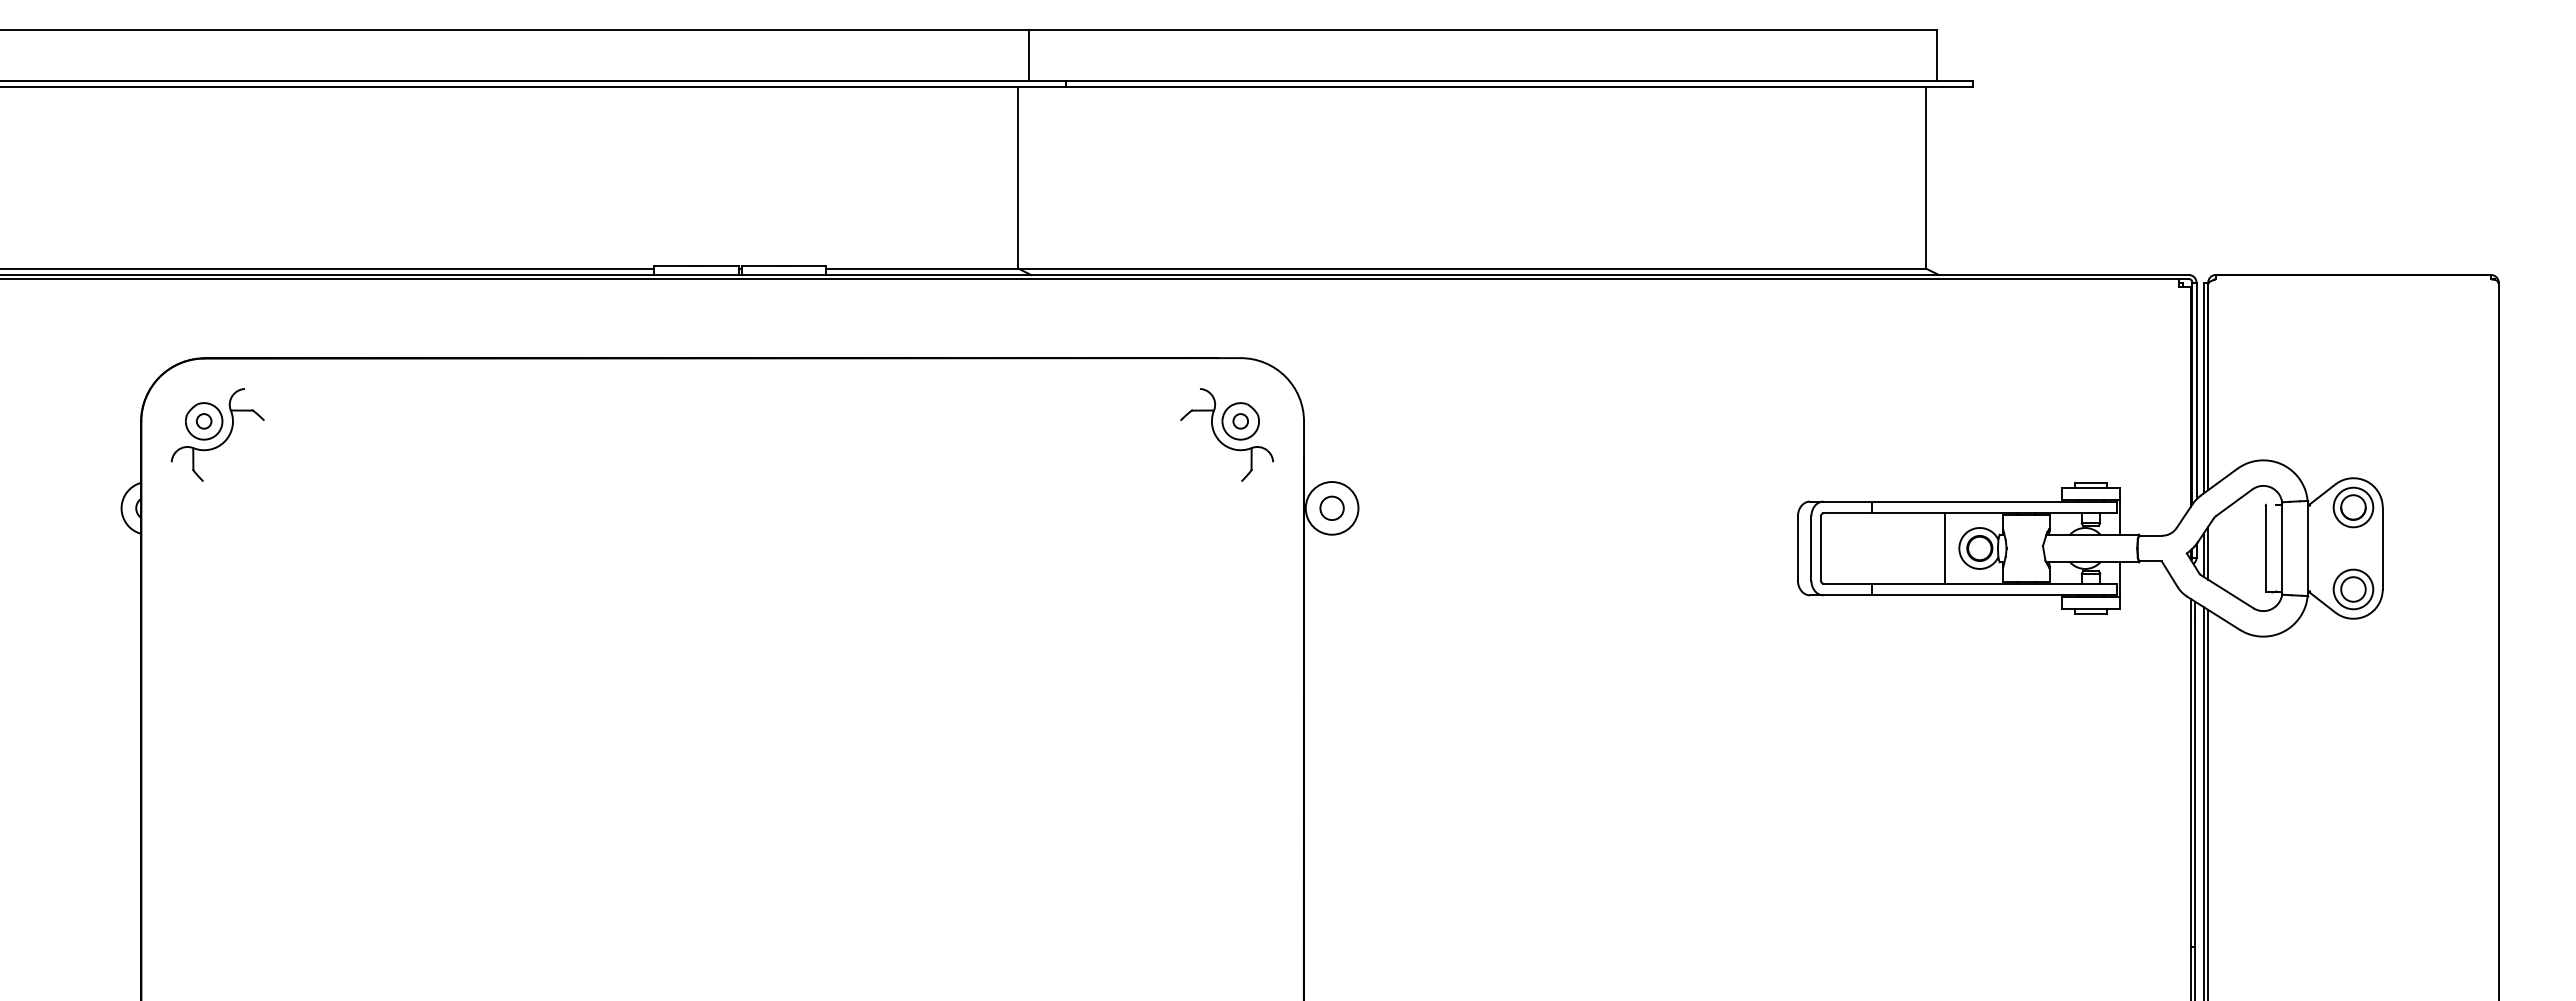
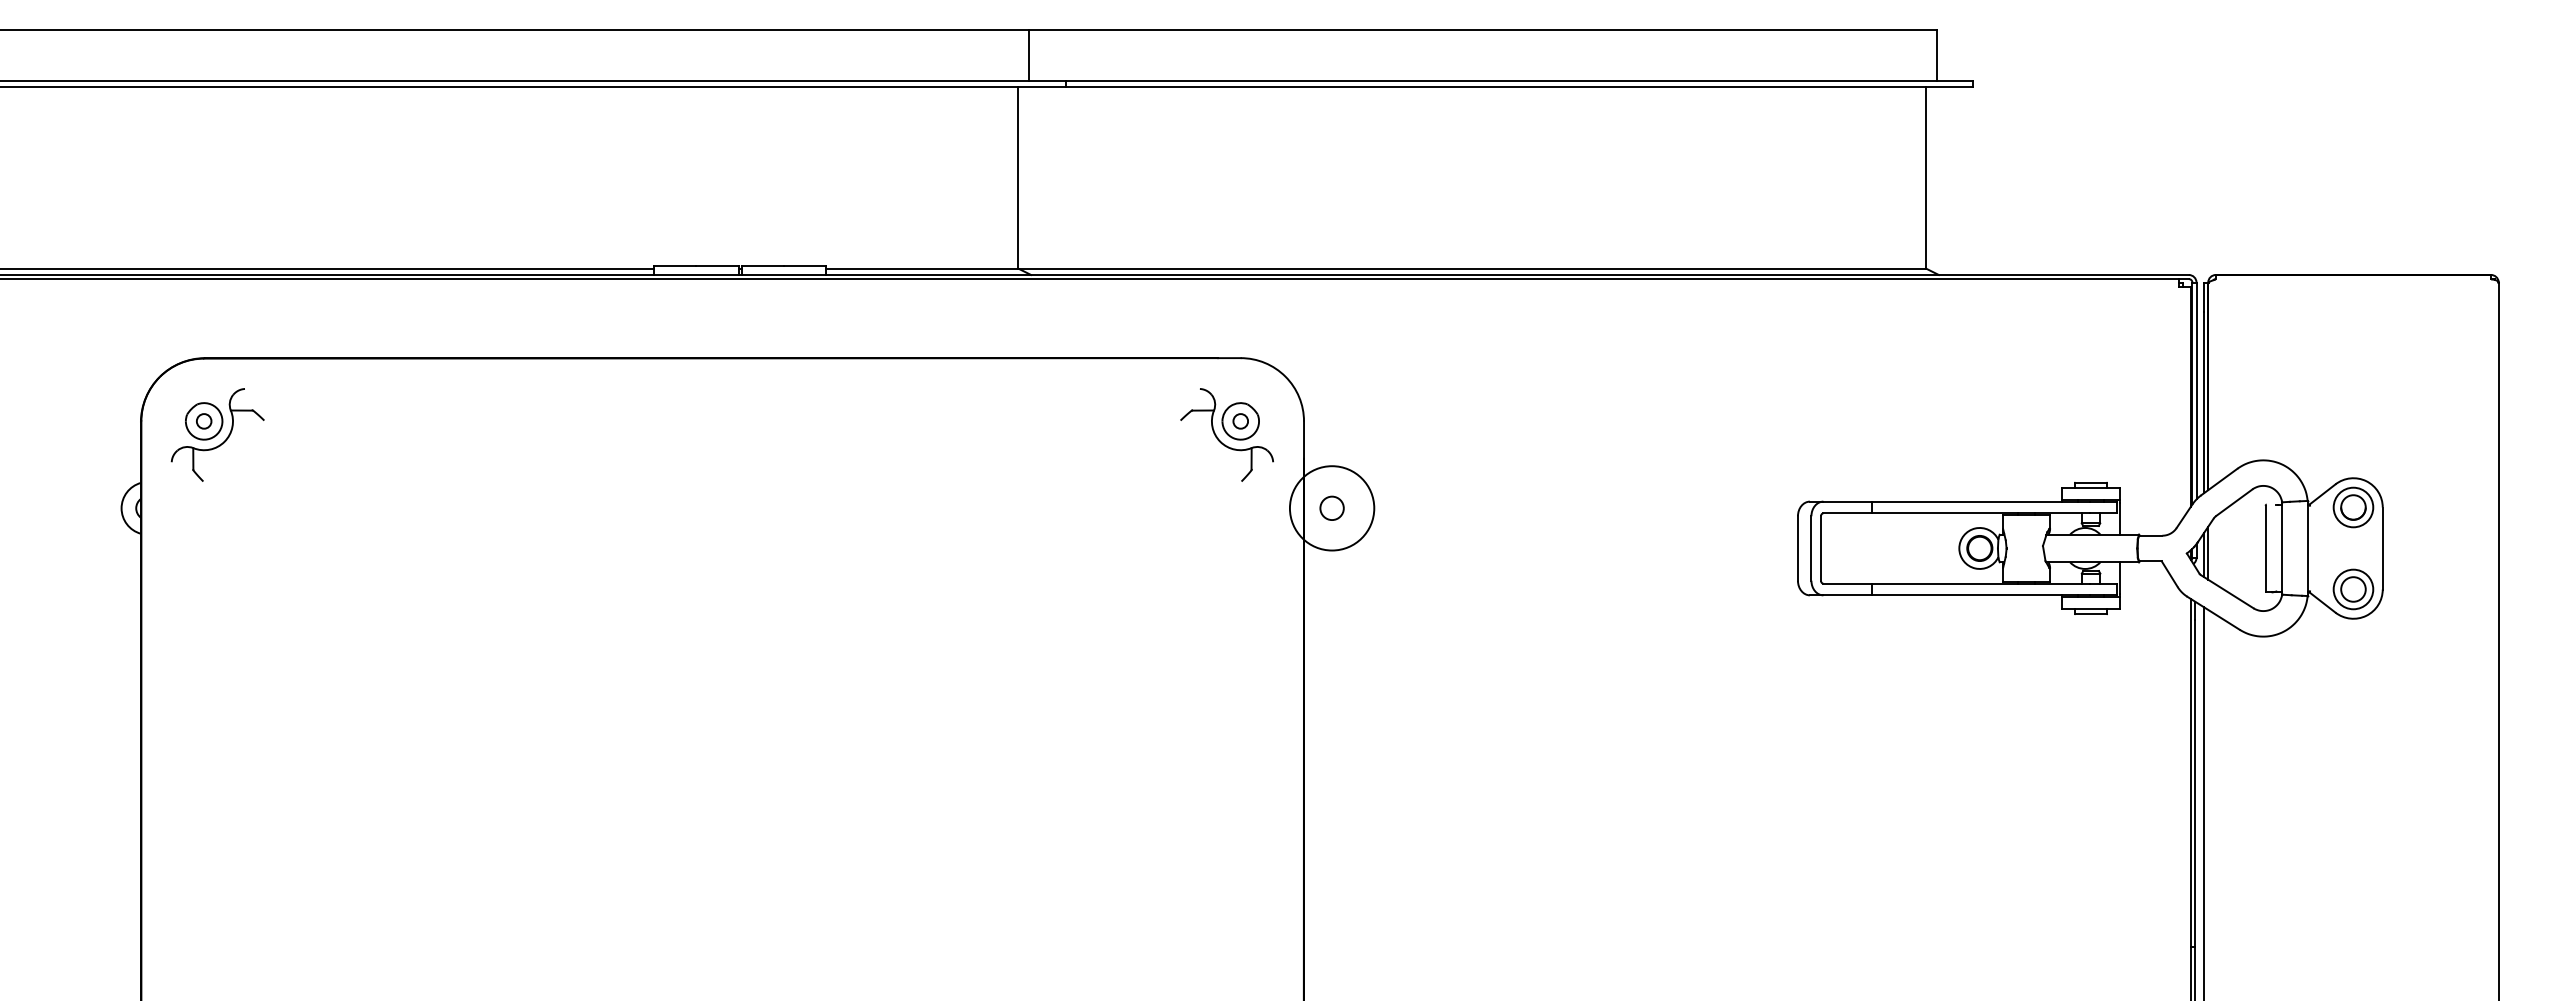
circle diameter: 53 px -> 84 px (1331, 508)
line: present -> none (1944, 548)
line: present -> none (2208, 803)
